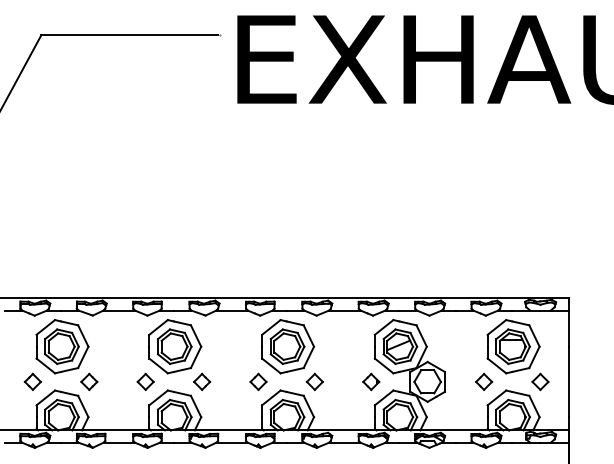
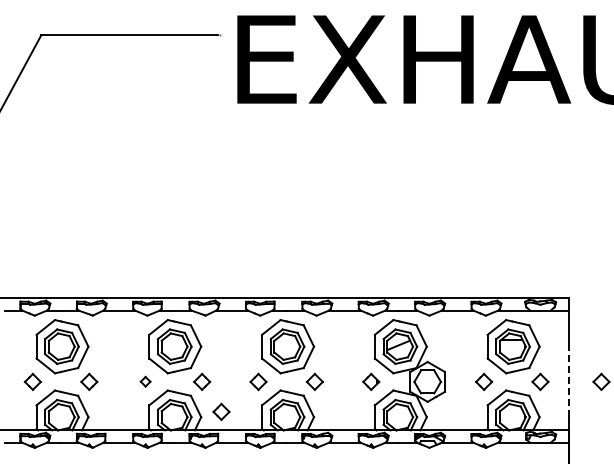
part size: 19x19 px -> 13x13 px (145, 381)
line: solid -> dashed (568, 381)
part: none -> present (601, 381)
part: none -> present (221, 411)
